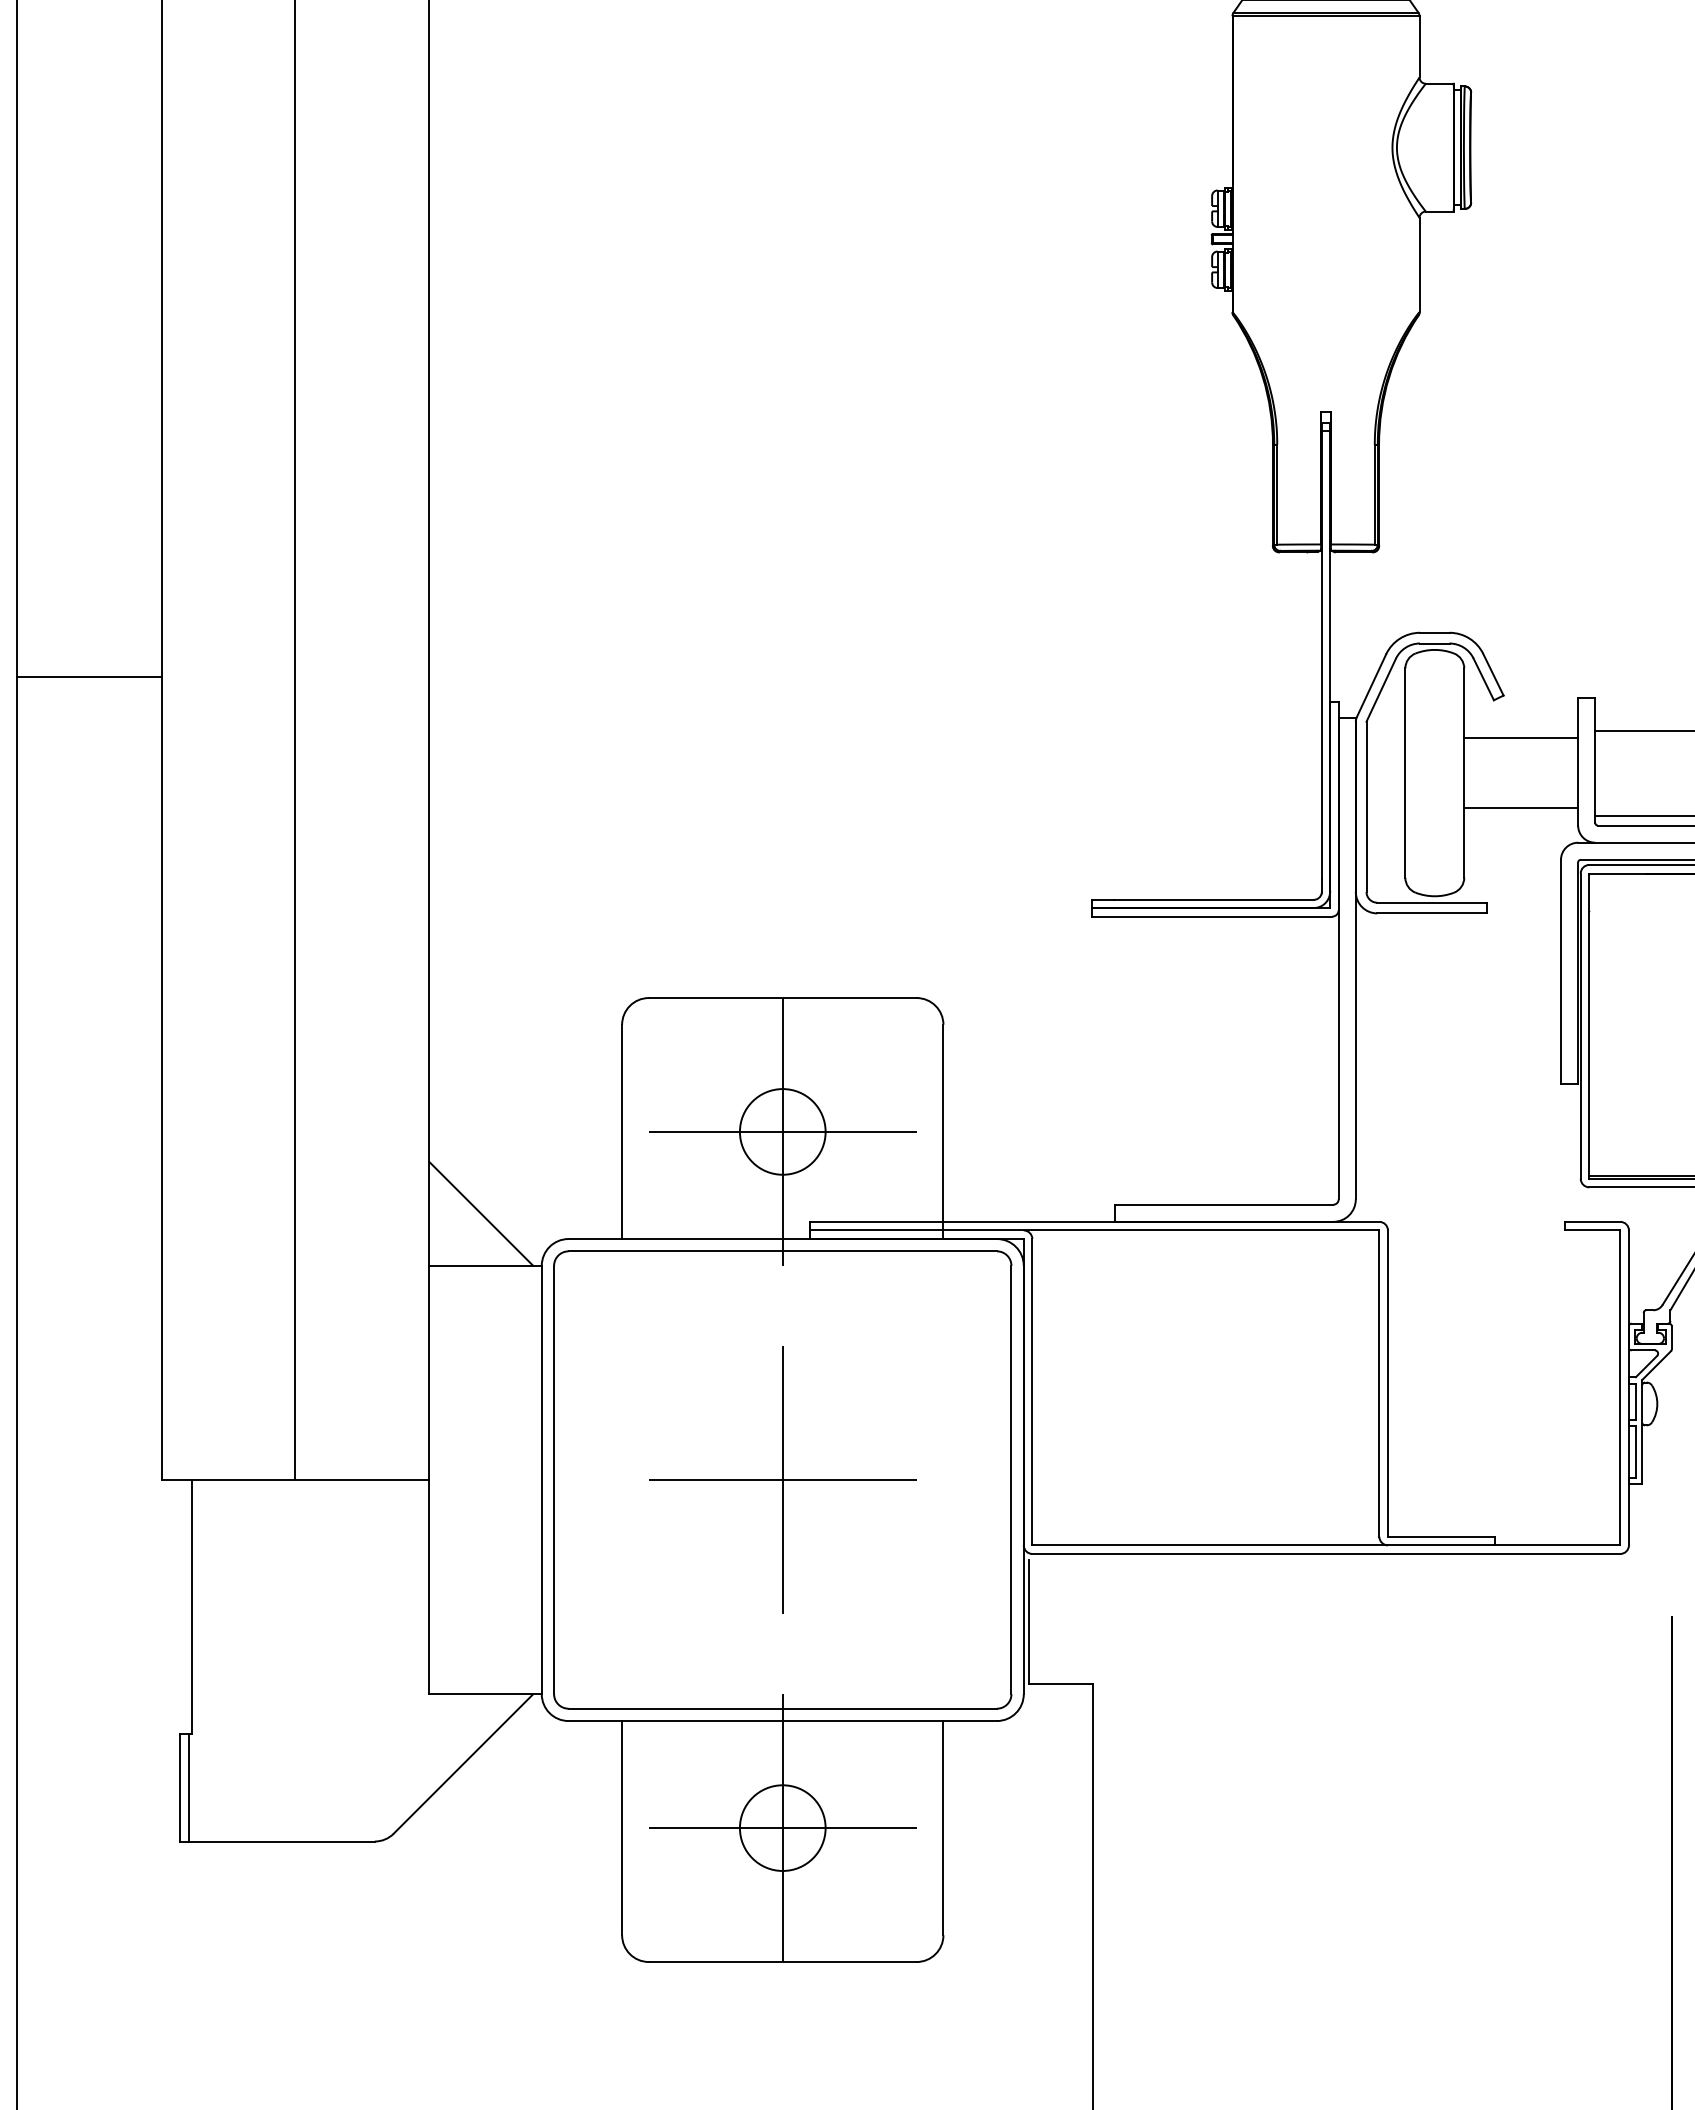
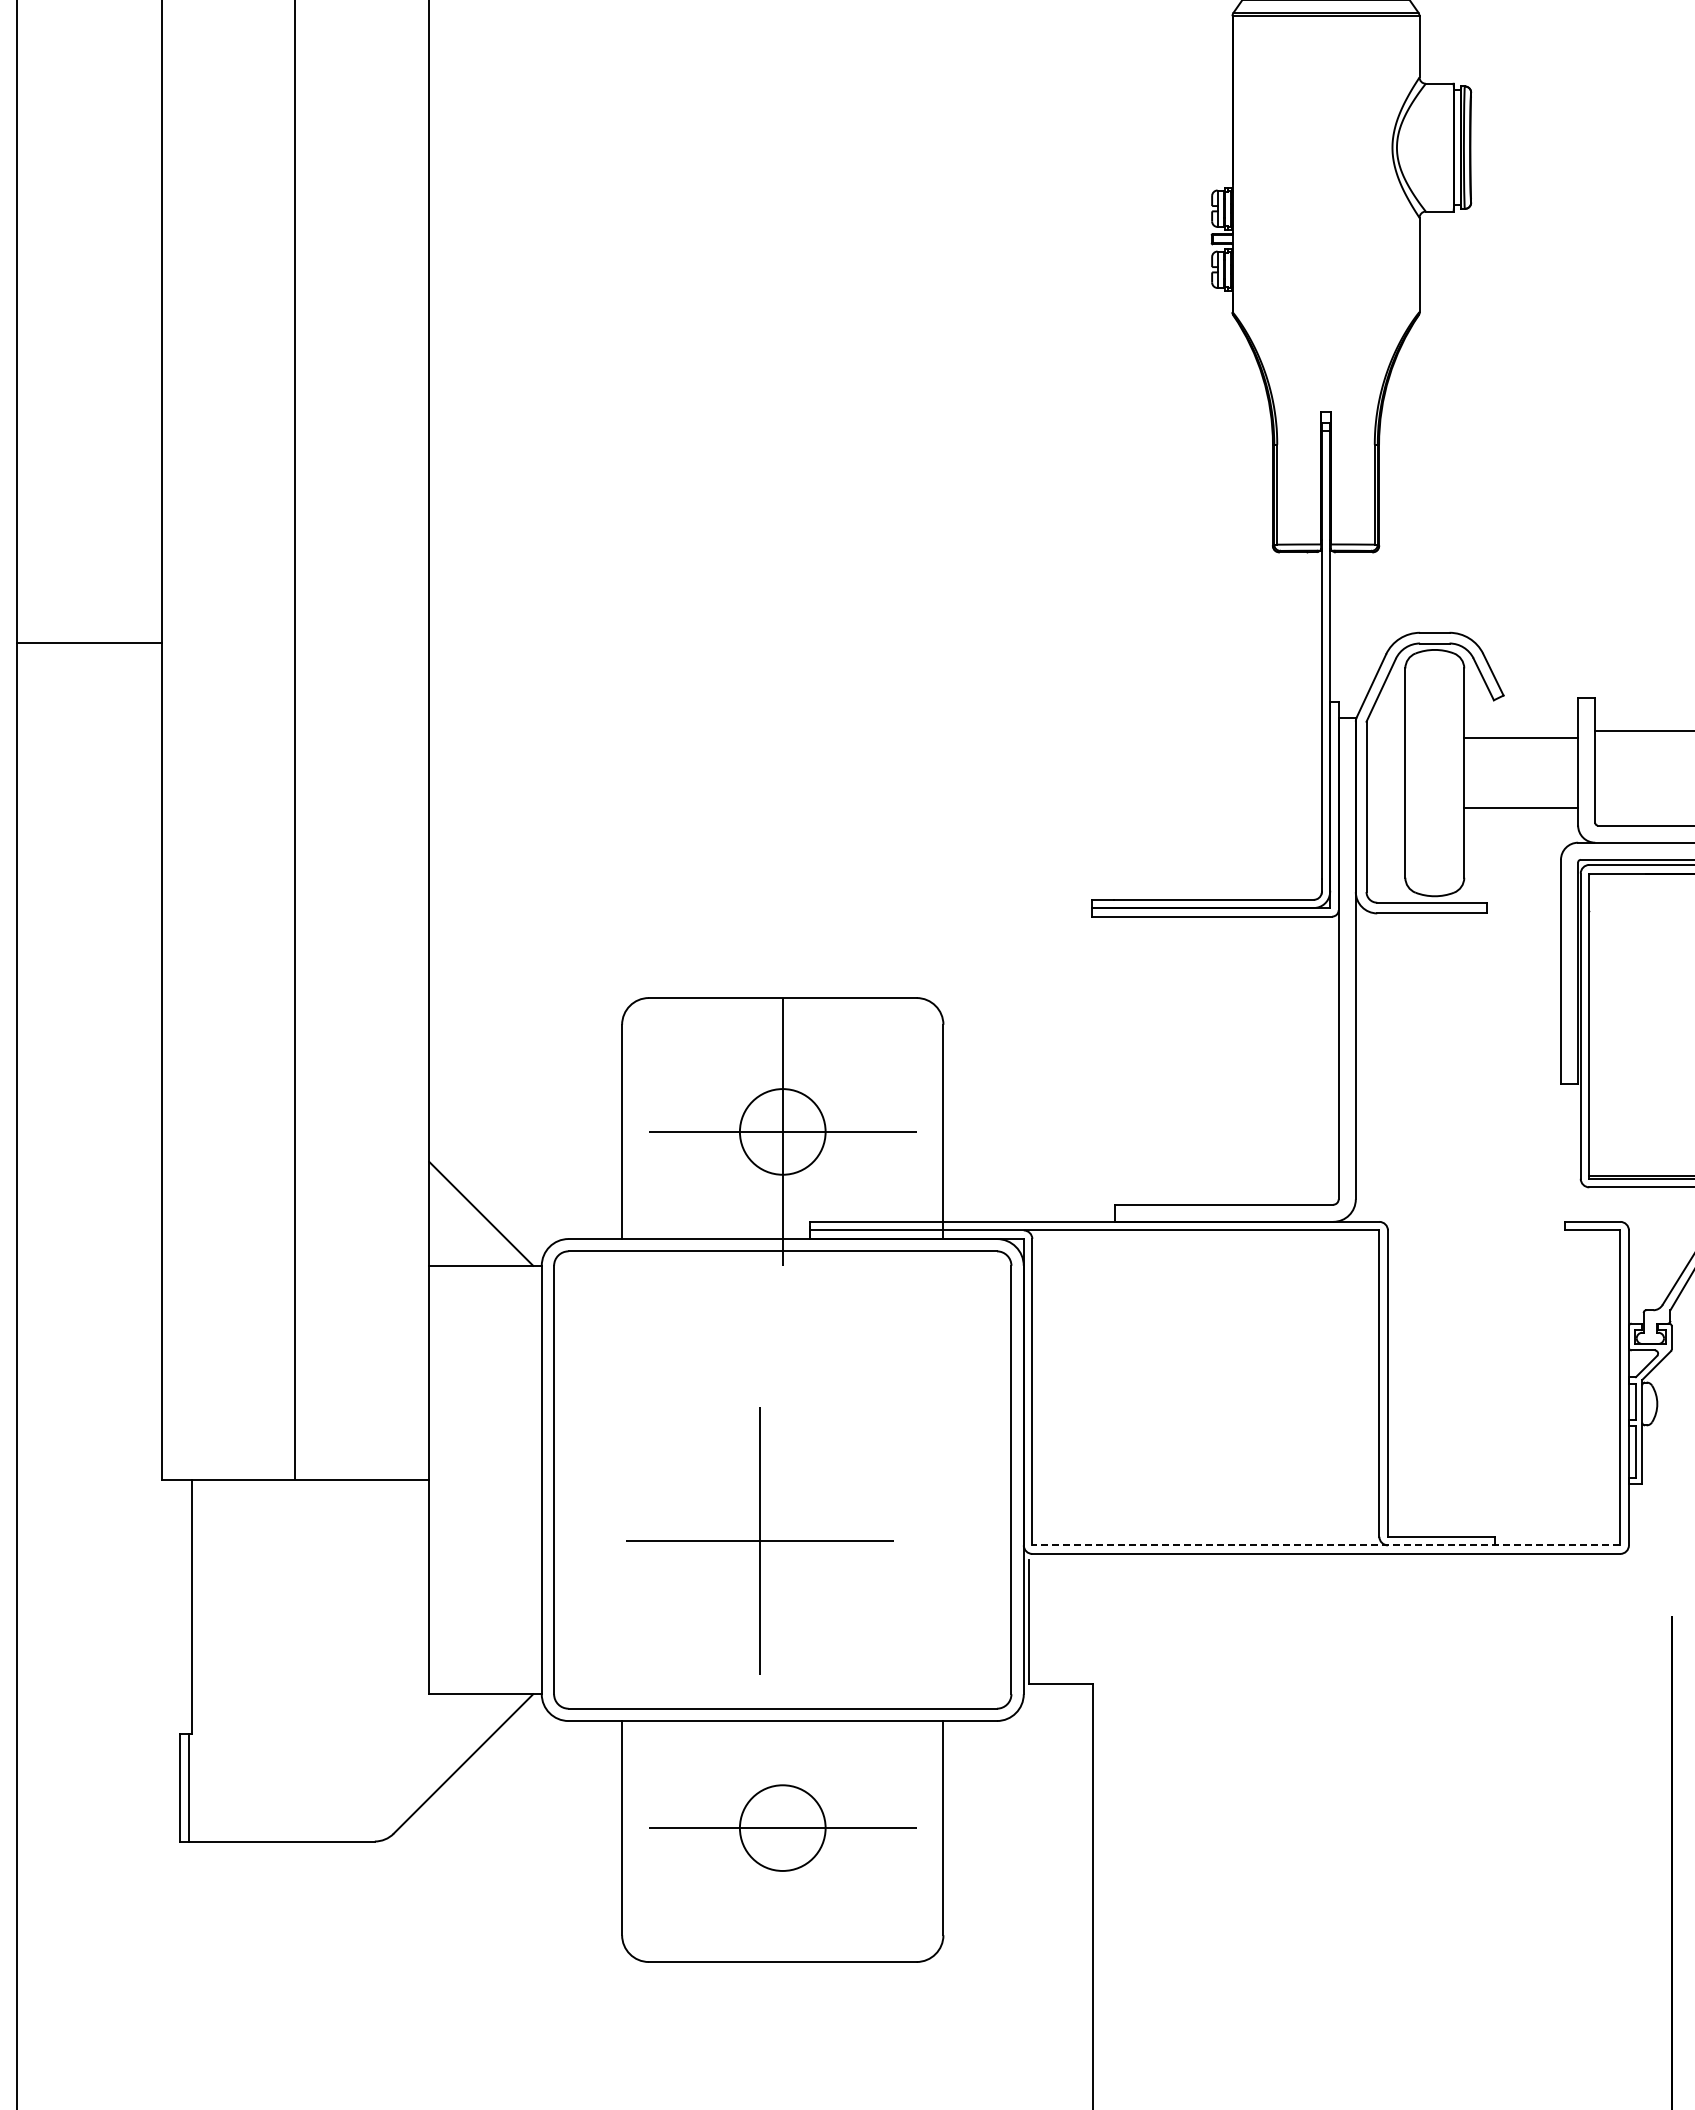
line position: (88, 676) -> (88, 642) (88, 642)
line: present -> none (1643, 815)
part position: (782, 1479) -> (759, 1540) (759, 1540)
line: solid -> dashed (1325, 1545)
line: present -> none (782, 1828)
